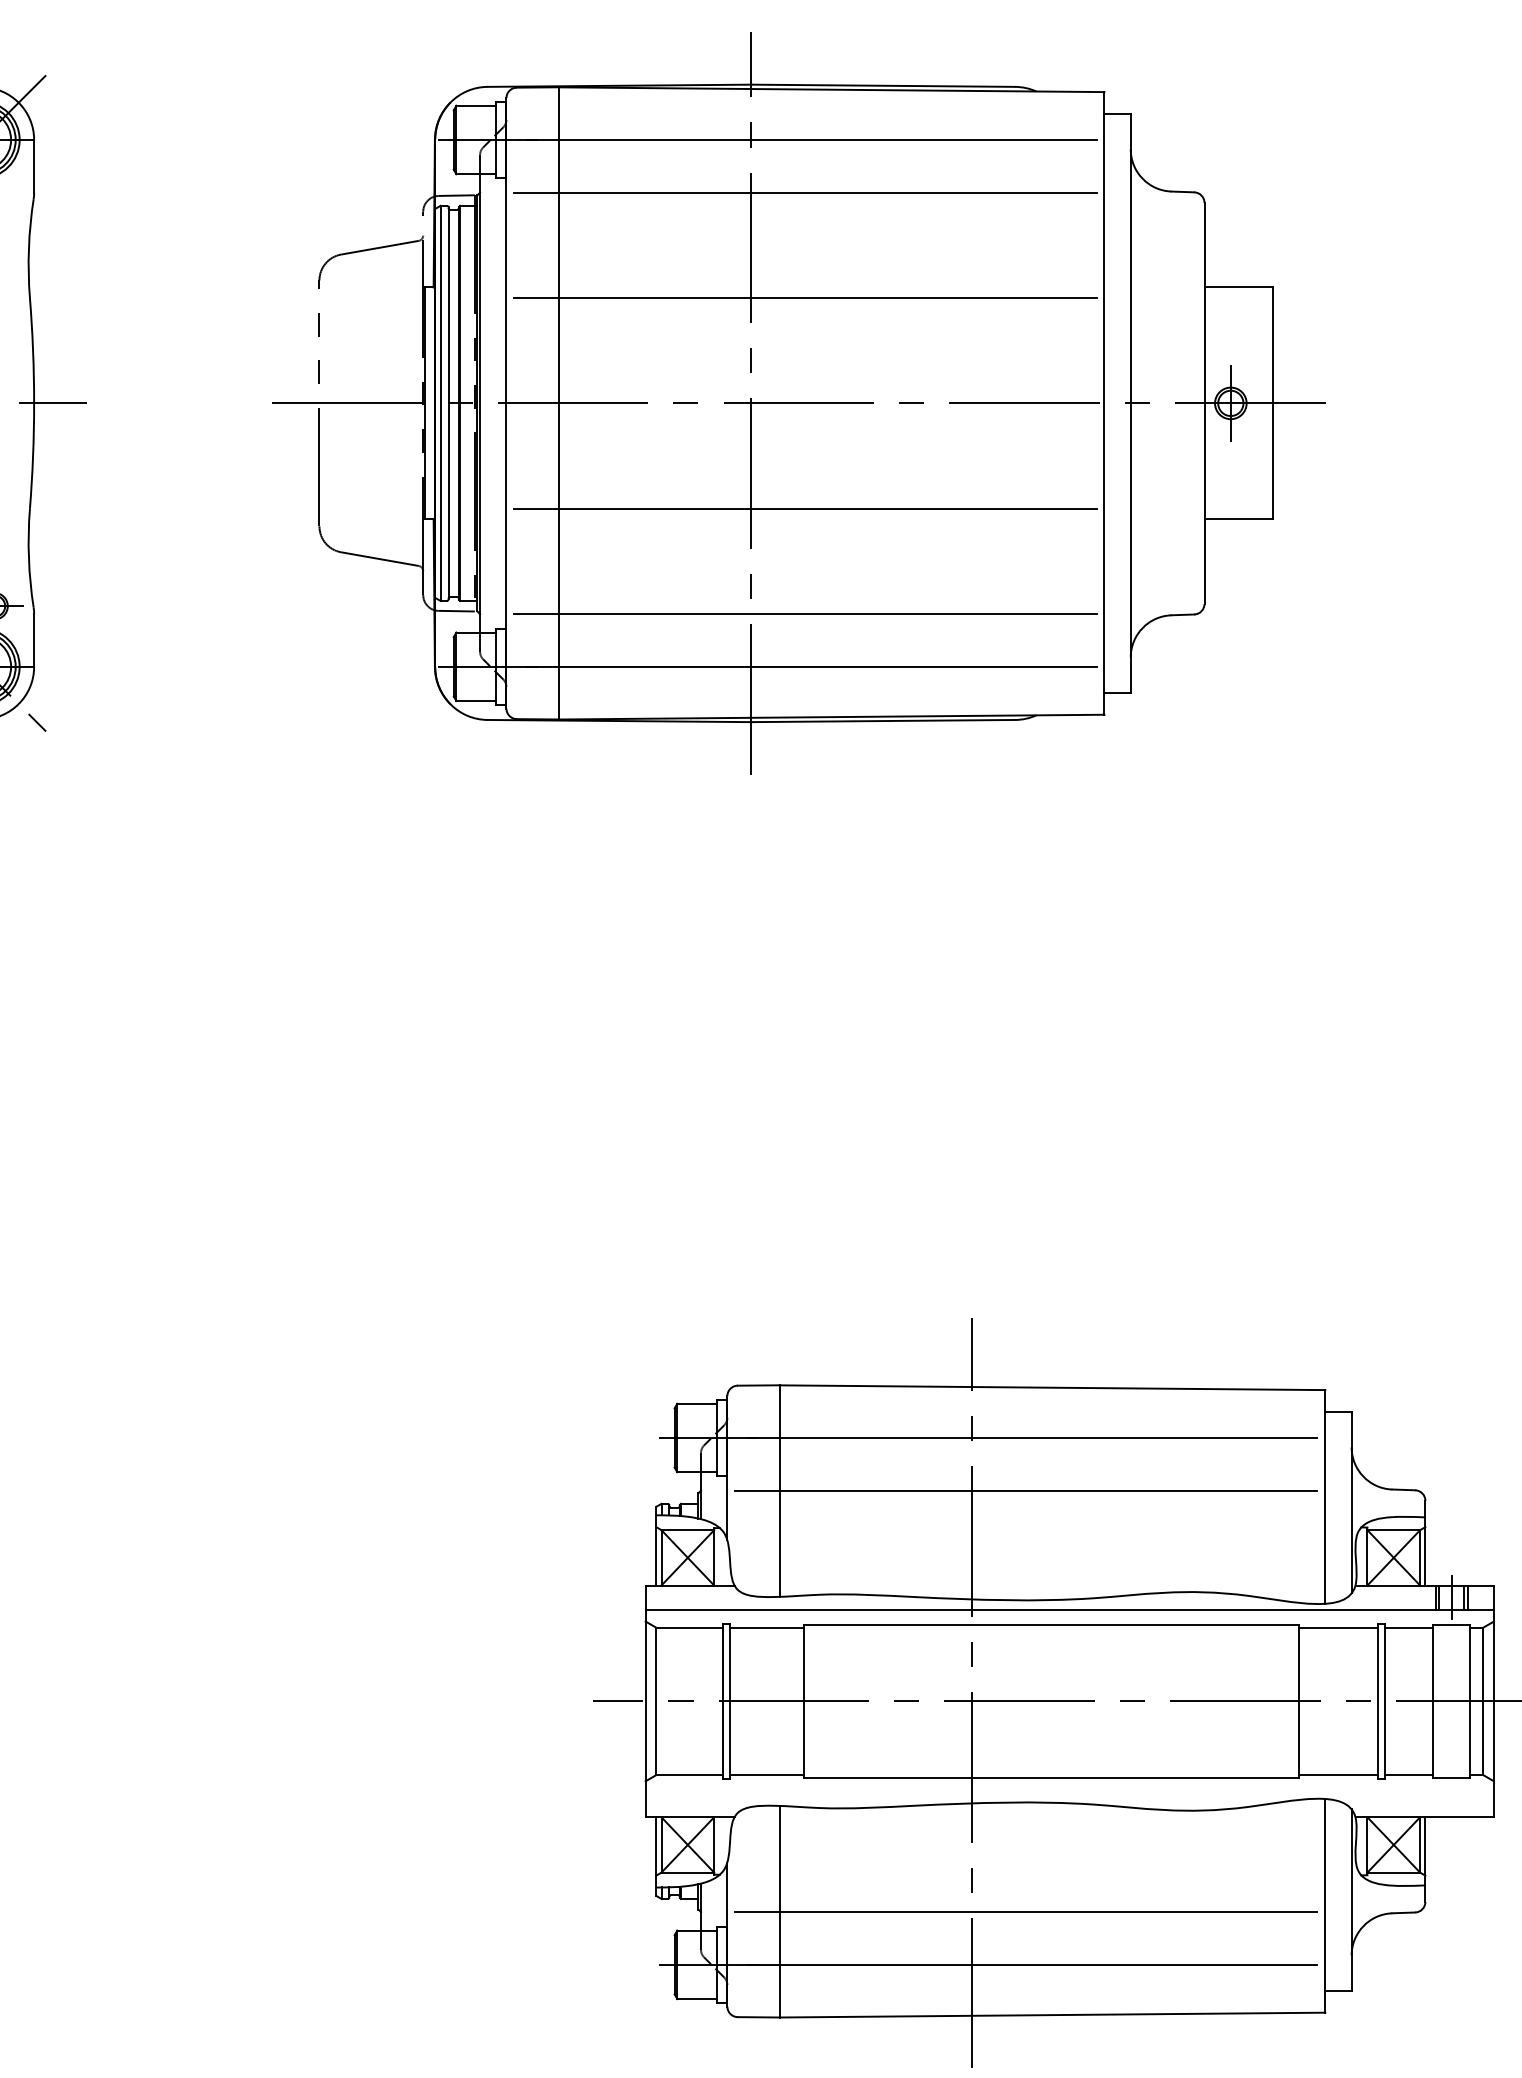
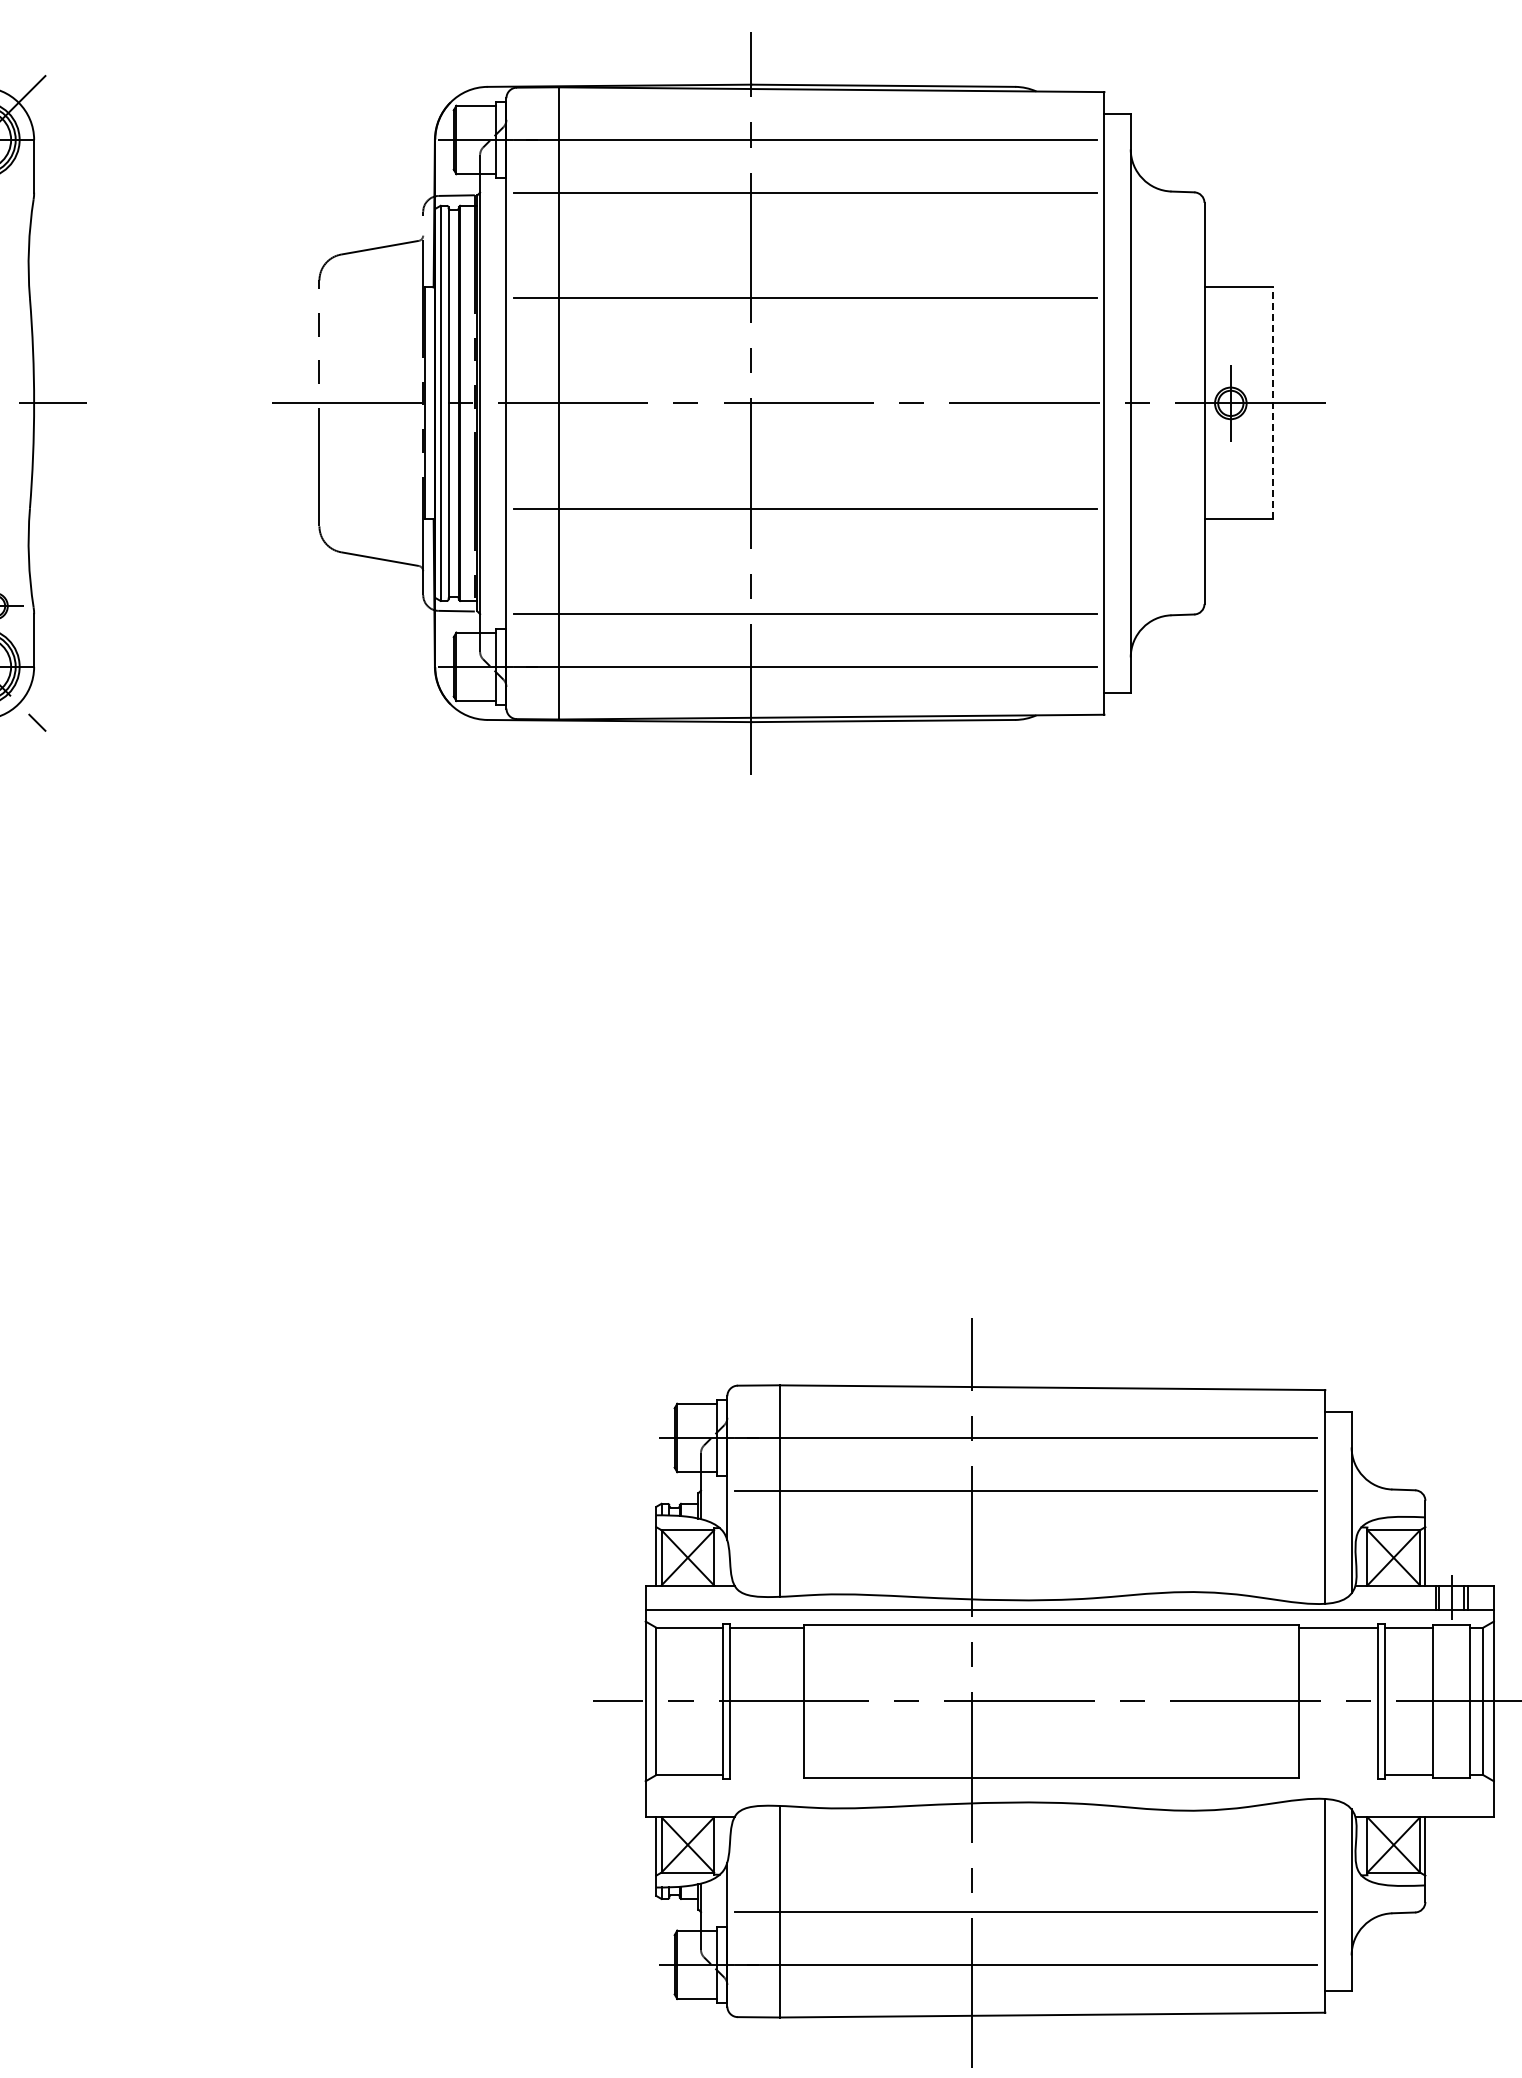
line: solid -> dashed (1272, 403)
line: present -> none (766, 1775)
line: present -> none (1337, 1775)
